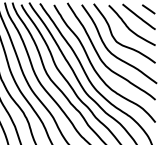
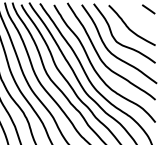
line: present -> none (138, 16)
